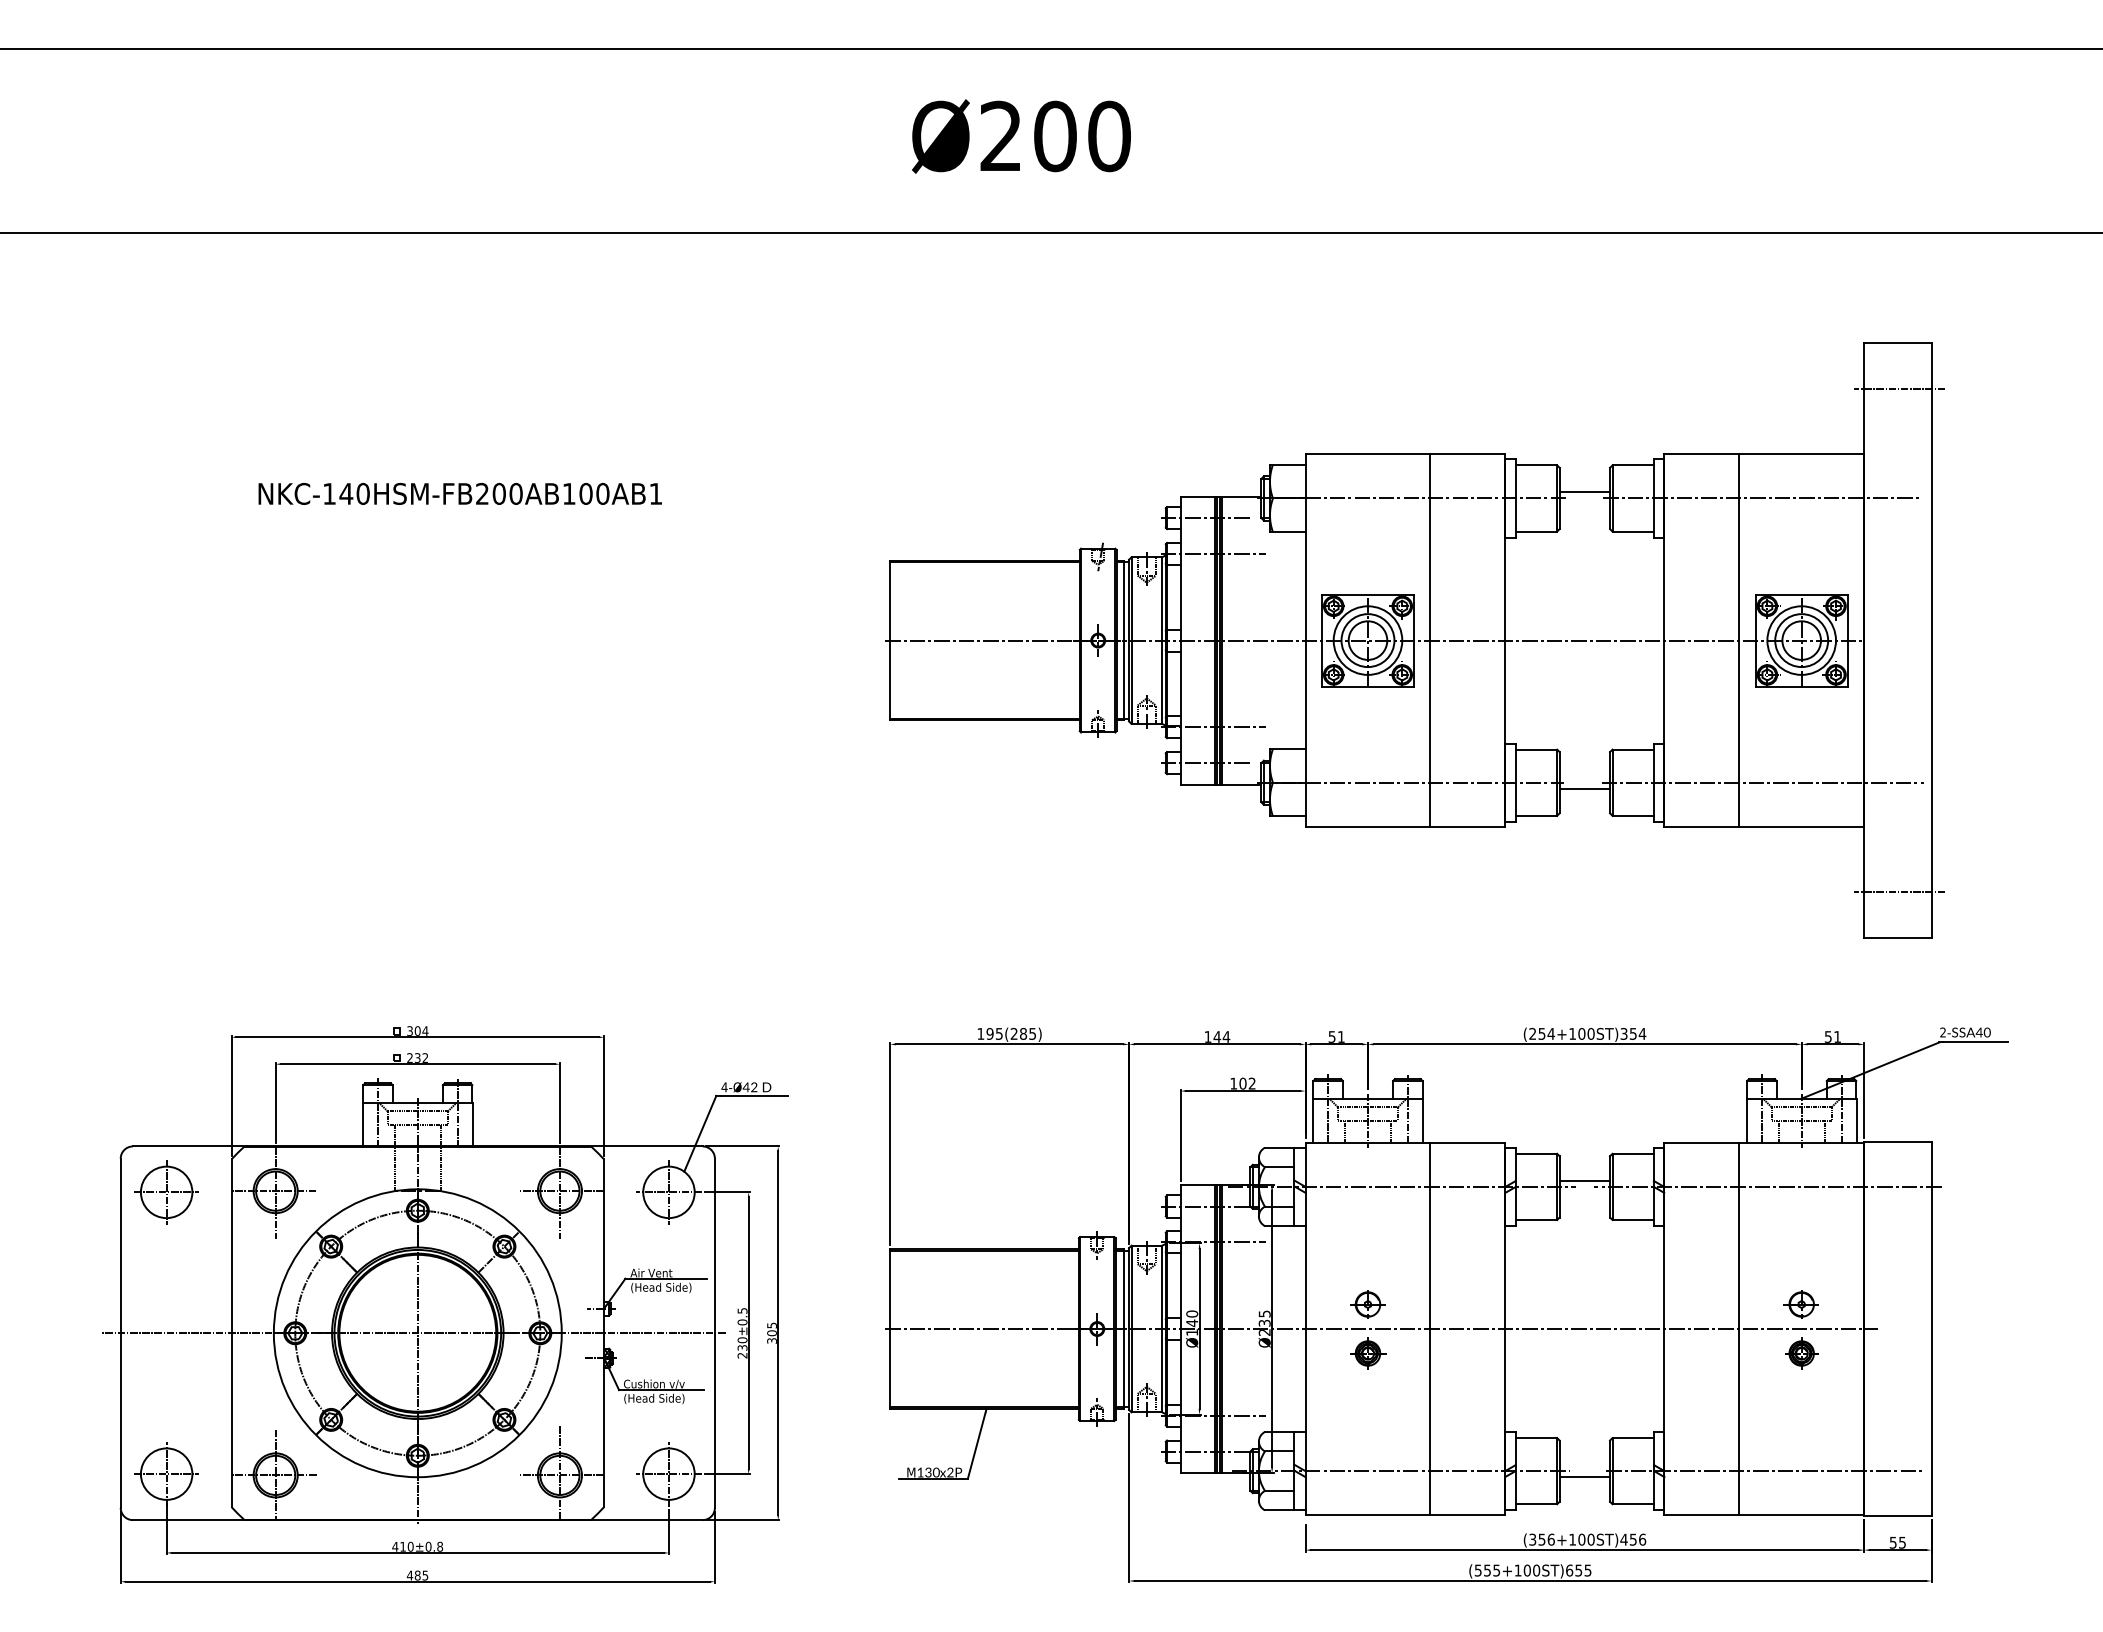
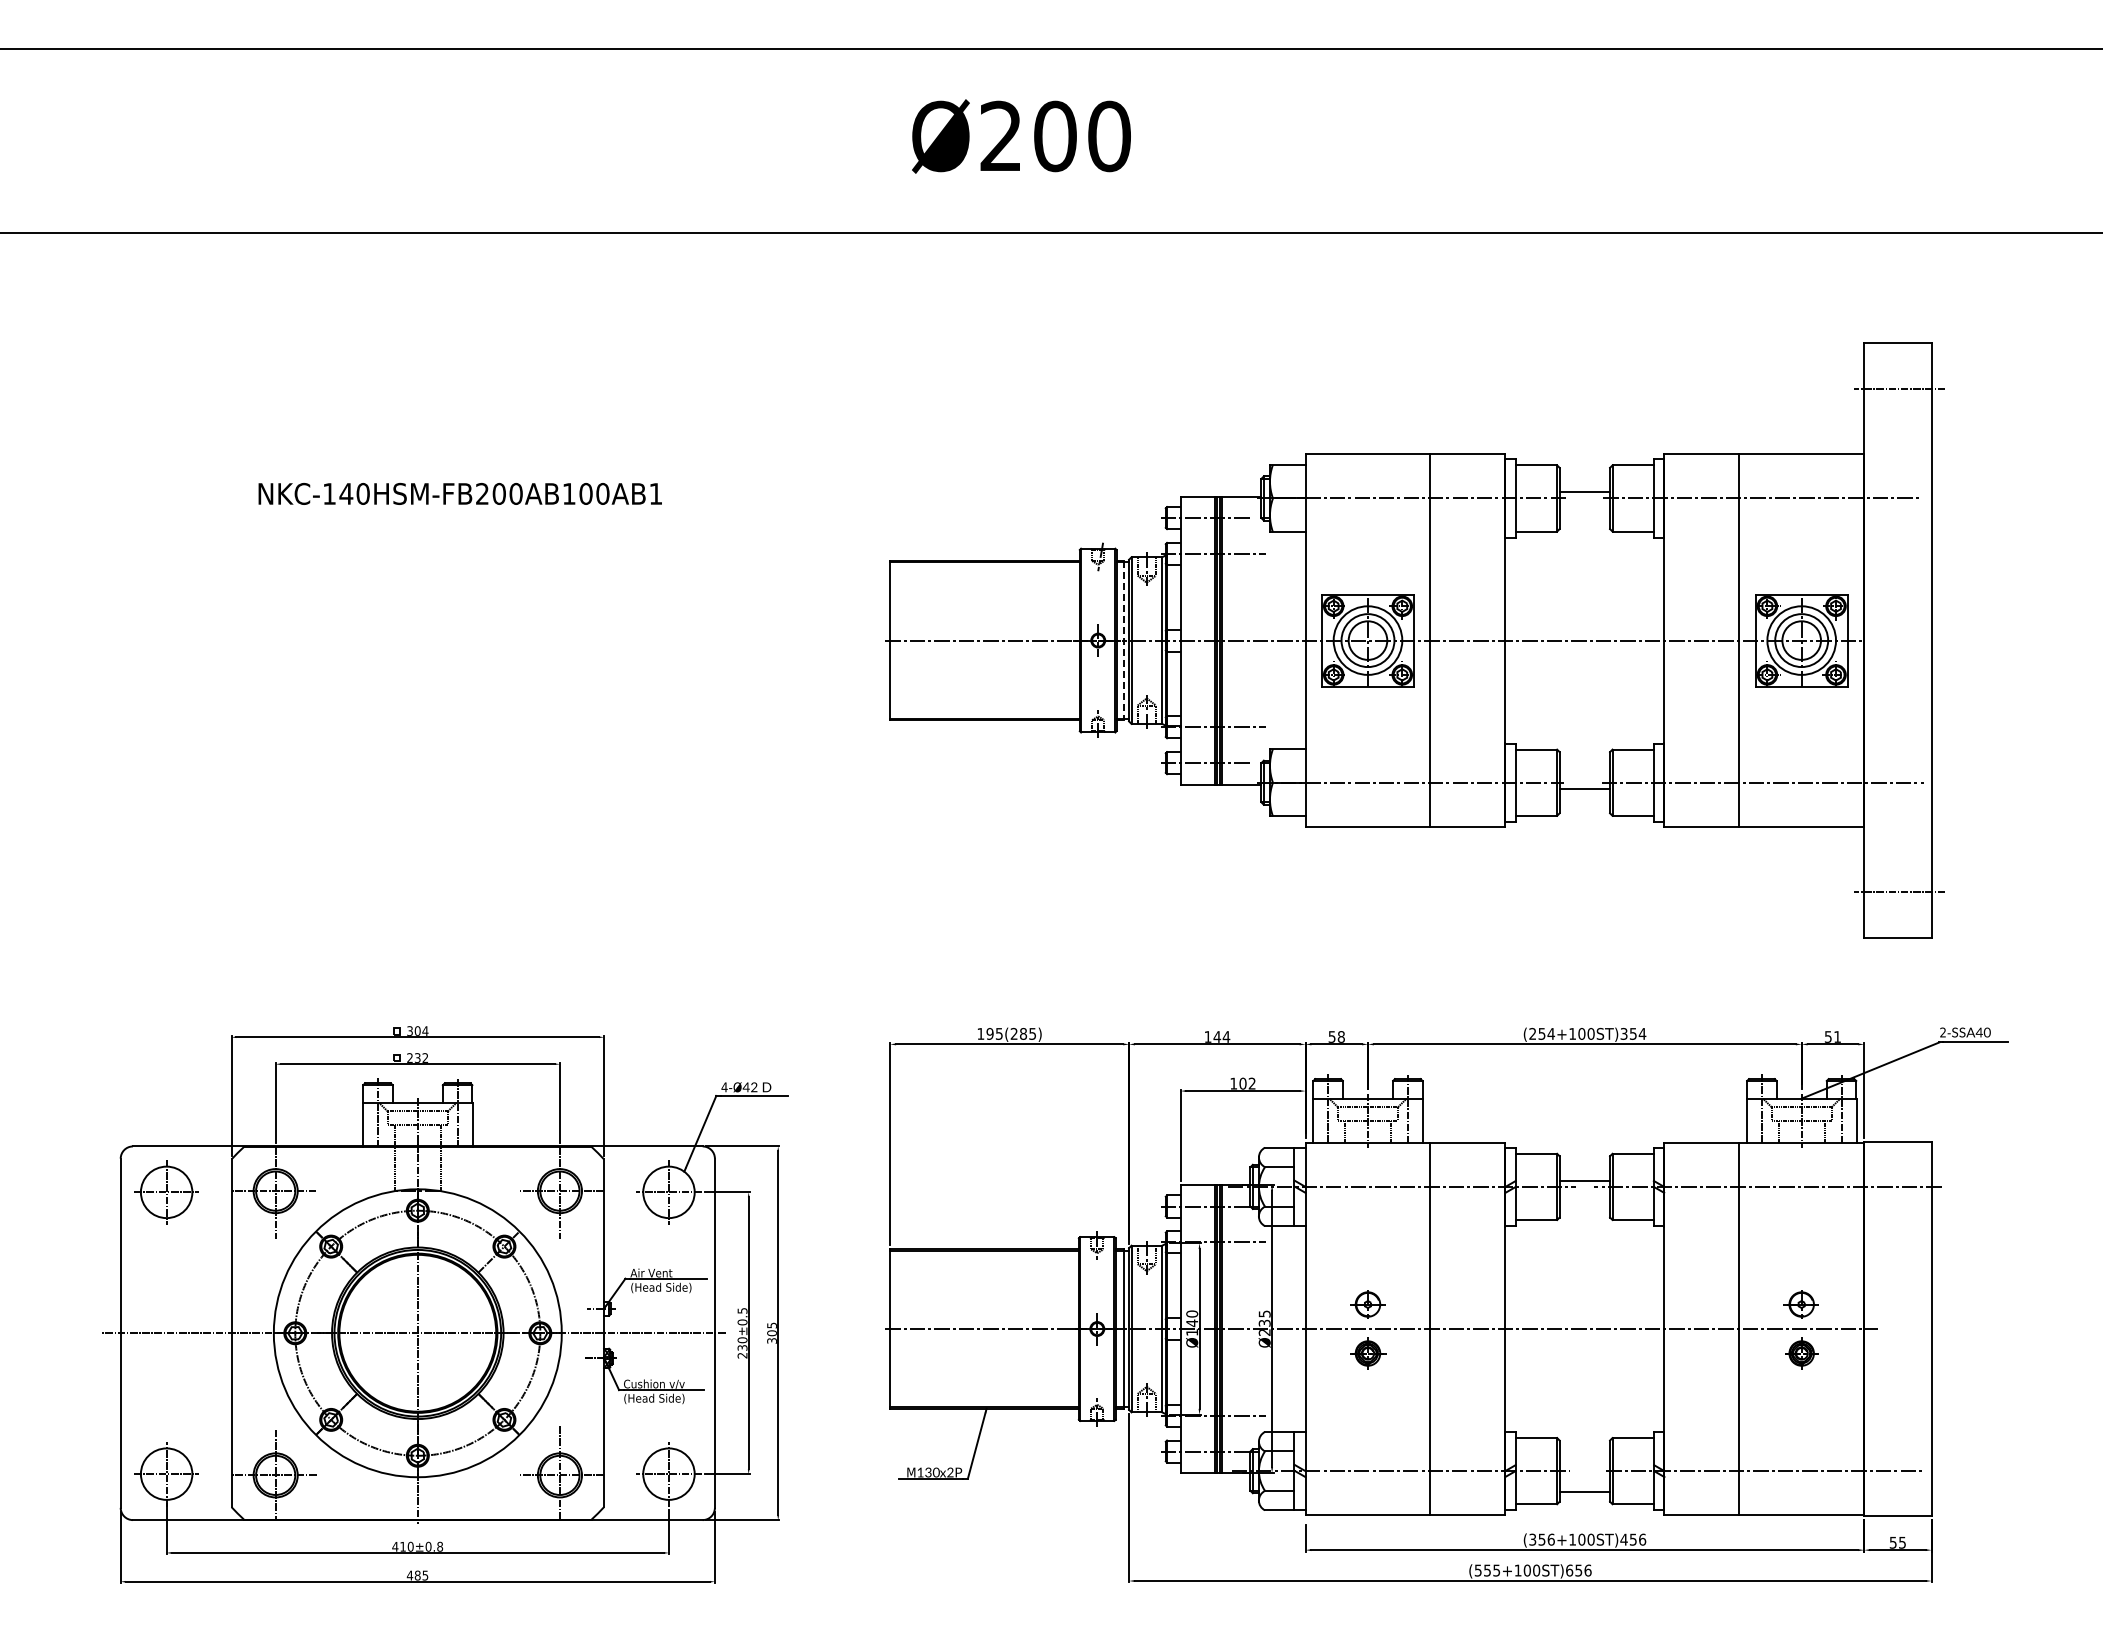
line: solid -> dashed (1124, 640)
text: 51 -> 58 (1340, 1036)
line position: (1584, 1477) -> (1584, 1492) (1584, 1492)
text: (555+100ST)655 -> (555+100ST)656 (1587, 1570)
